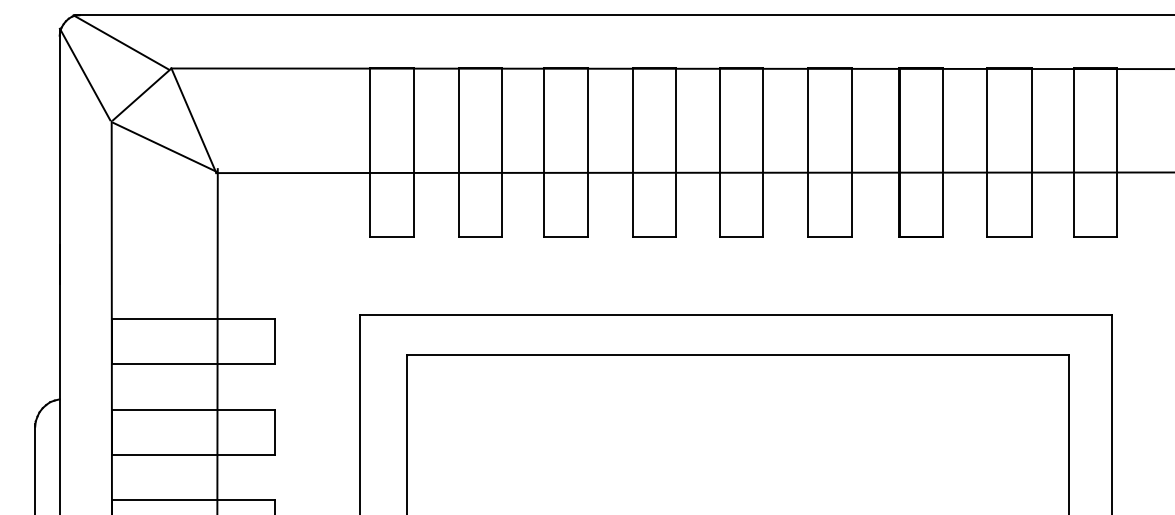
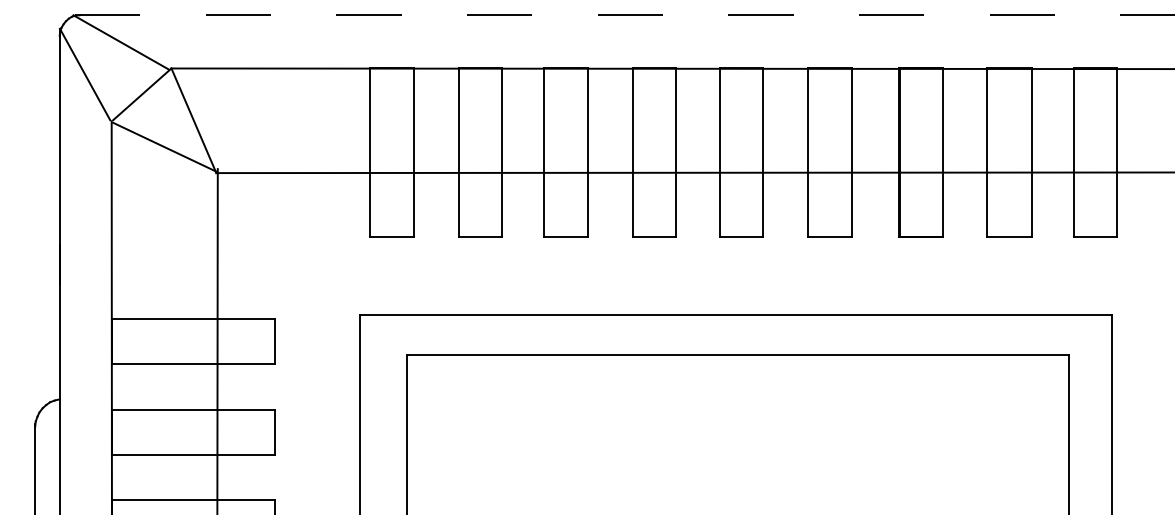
line: solid -> dashed (624, 15)
